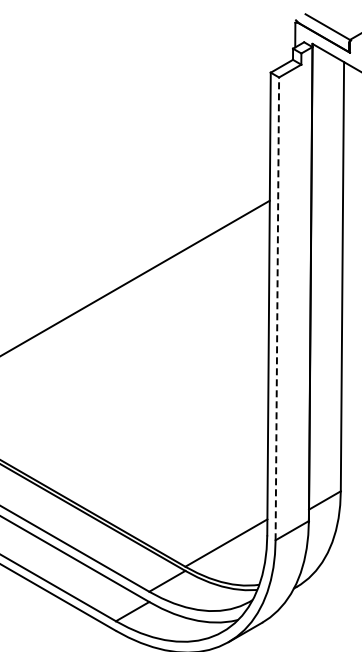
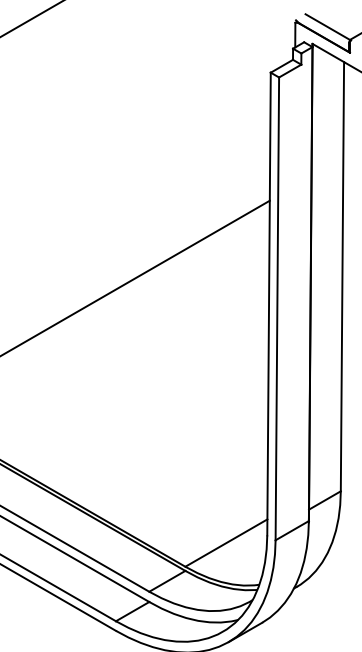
line: none -> present (31, 19)
line: dashed -> solid (277, 308)
